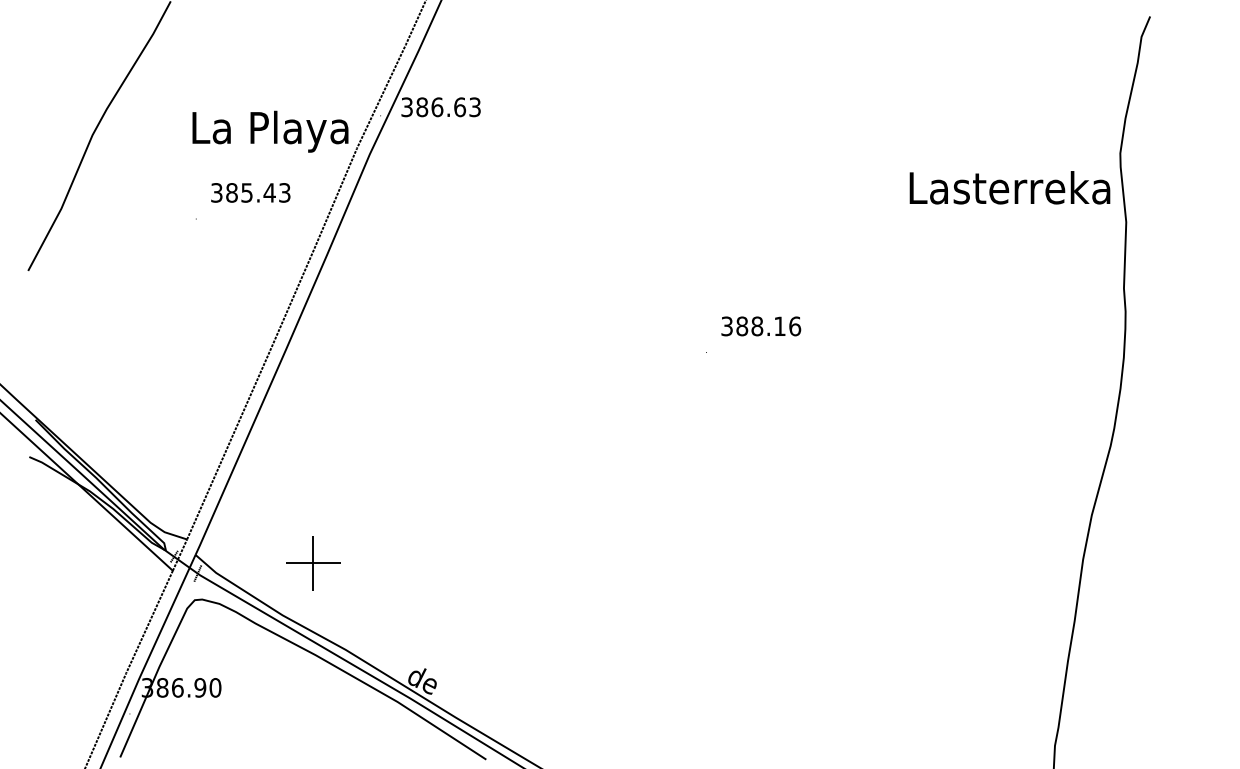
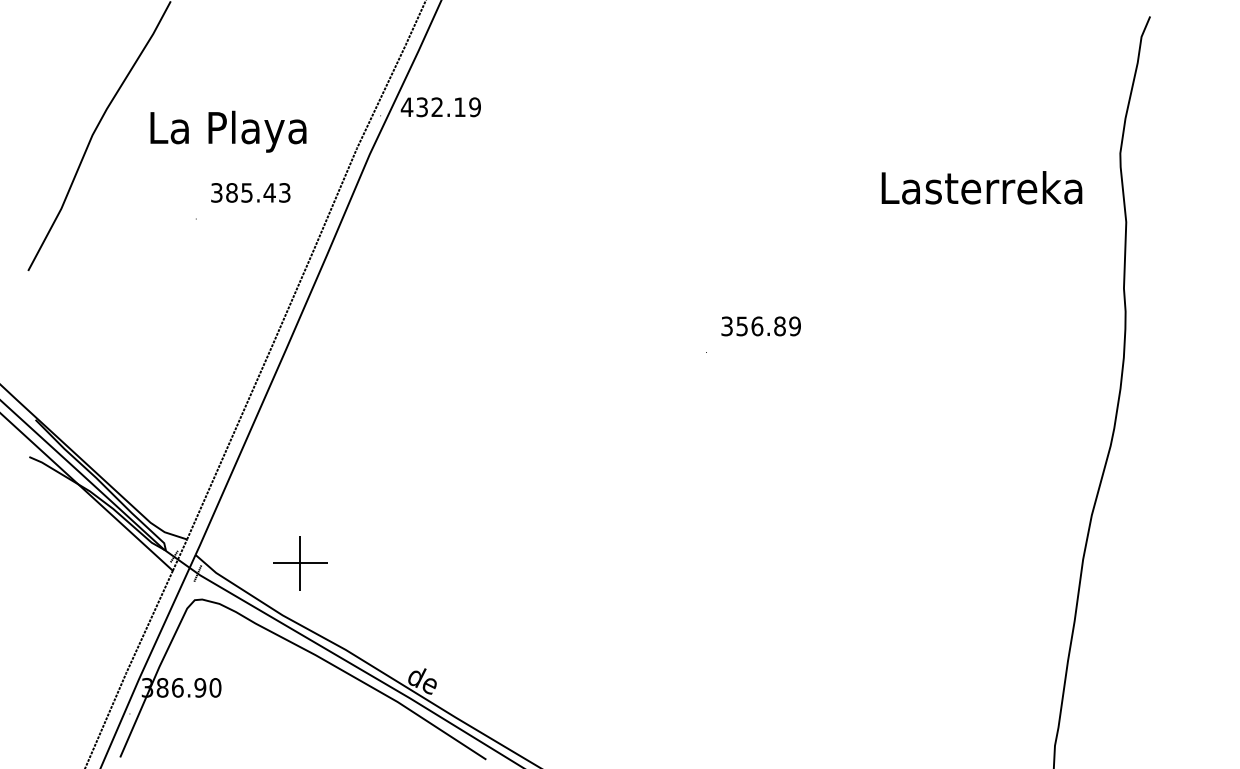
text: 386.63 -> 432.19 (440, 107)
text position: (270, 131) -> (228, 131) (228, 131)
text position: (1009, 187) -> (981, 187) (981, 187)
text: 388.16 -> 356.89 (768, 326)
part position: (313, 563) -> (300, 563) (300, 563)
